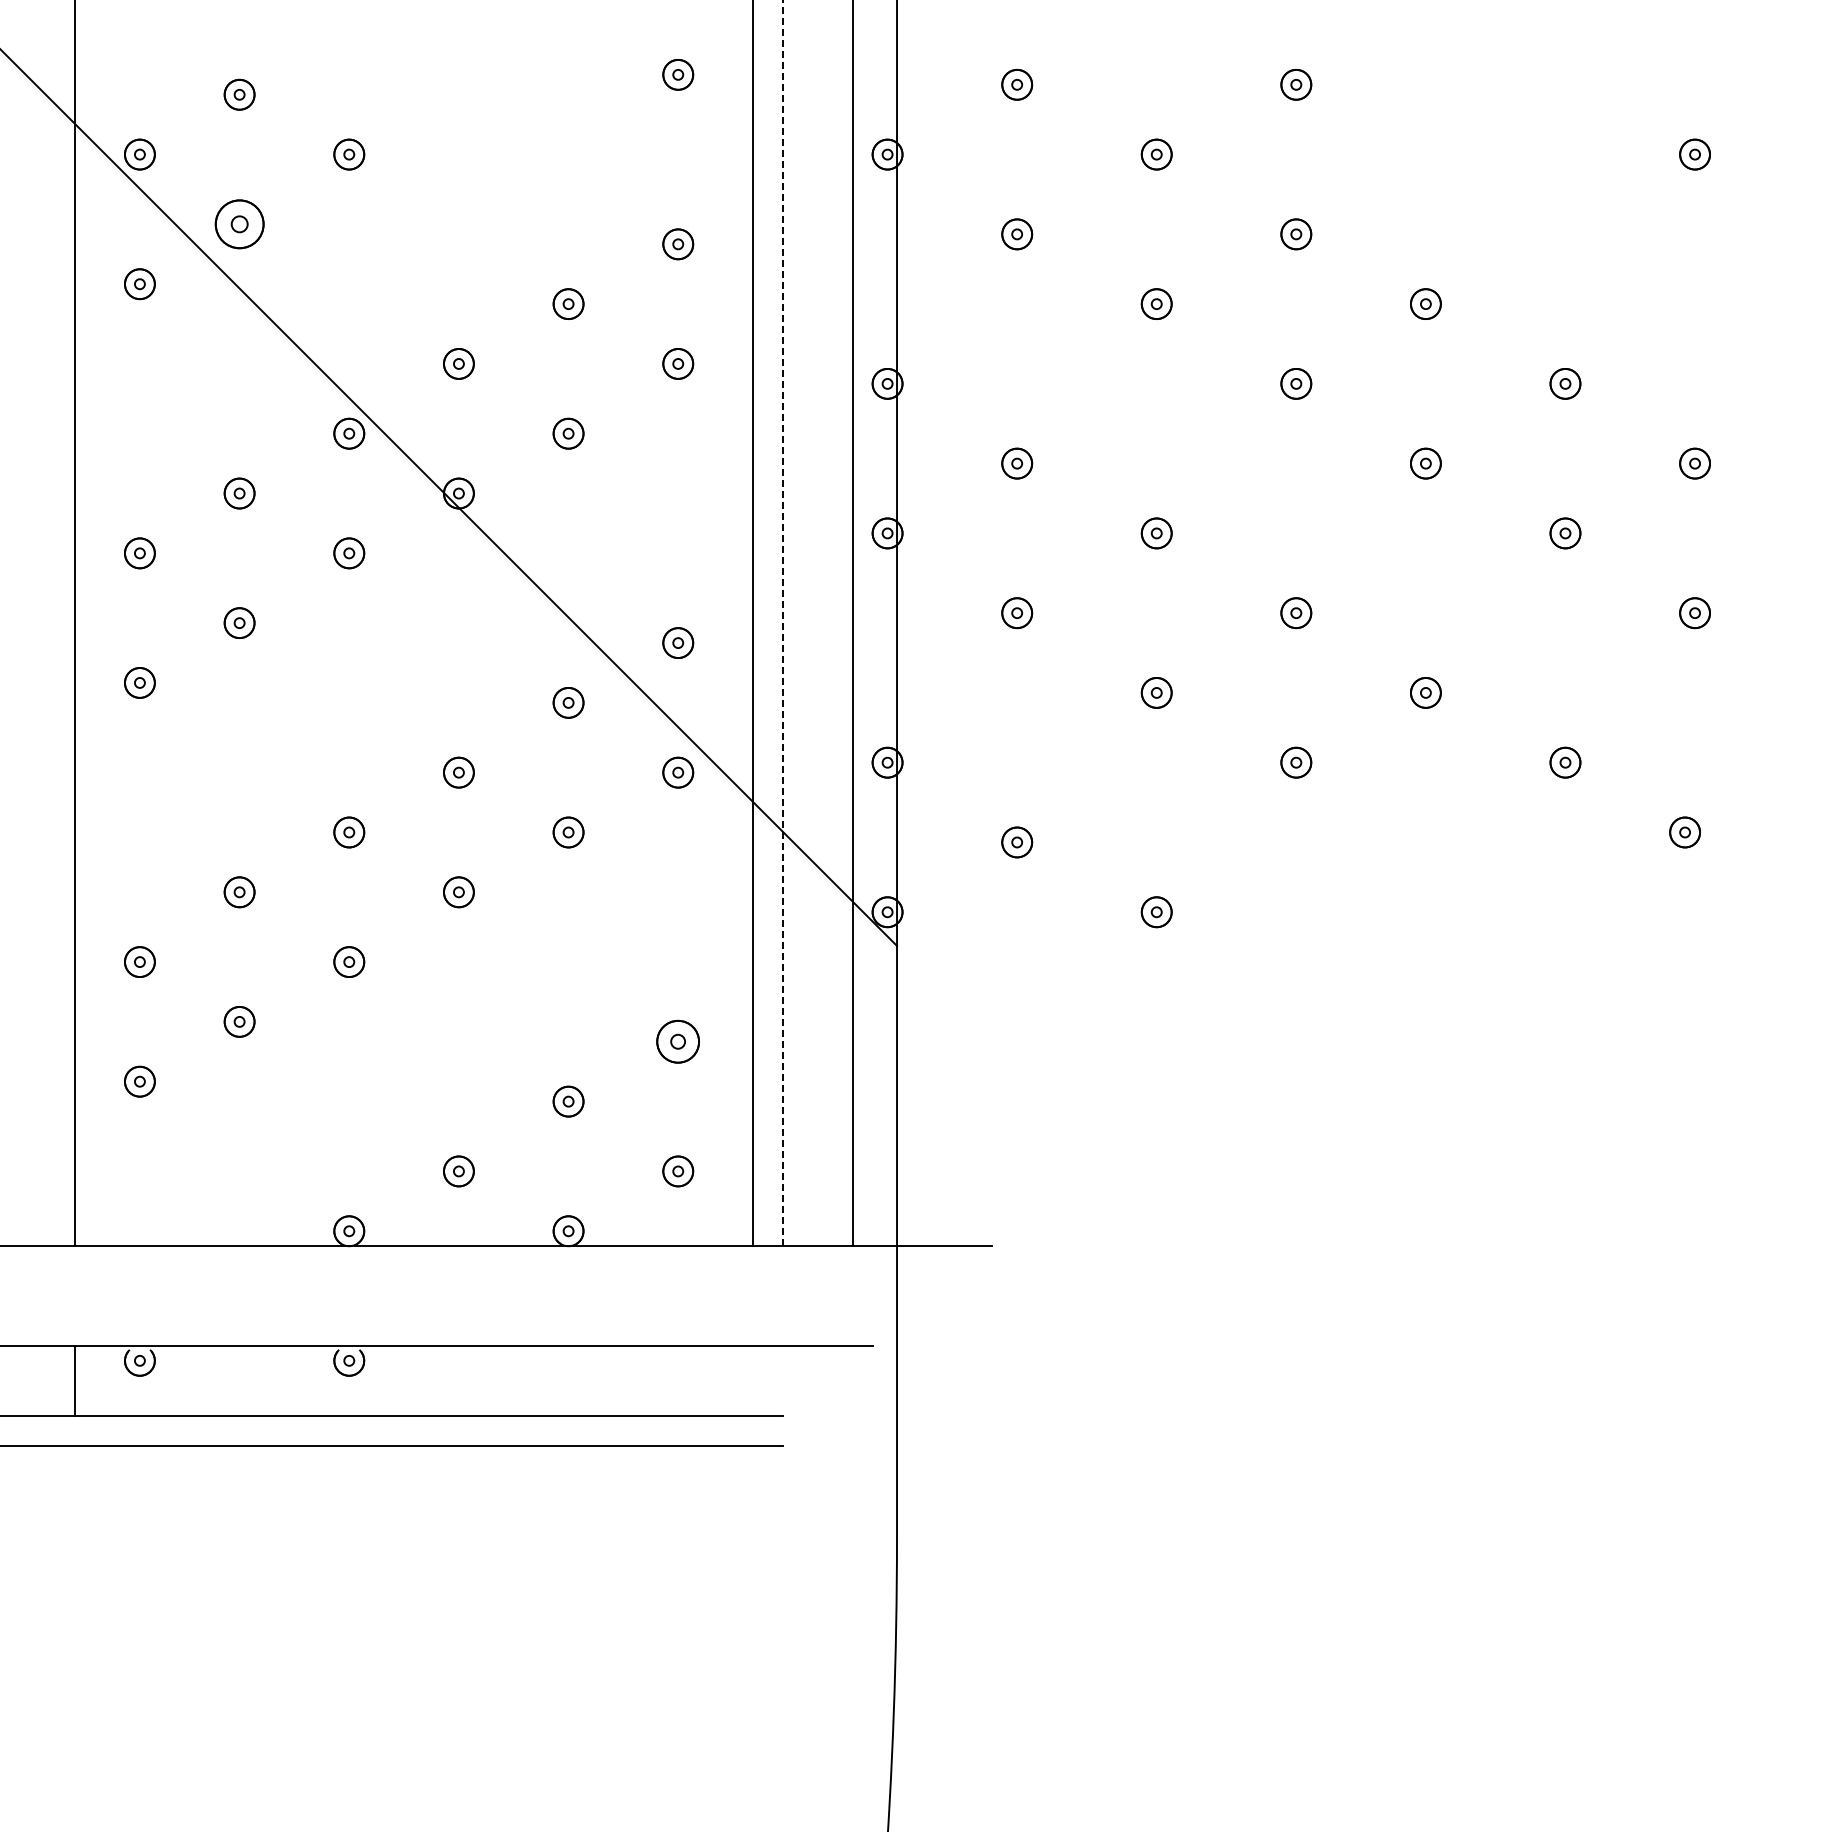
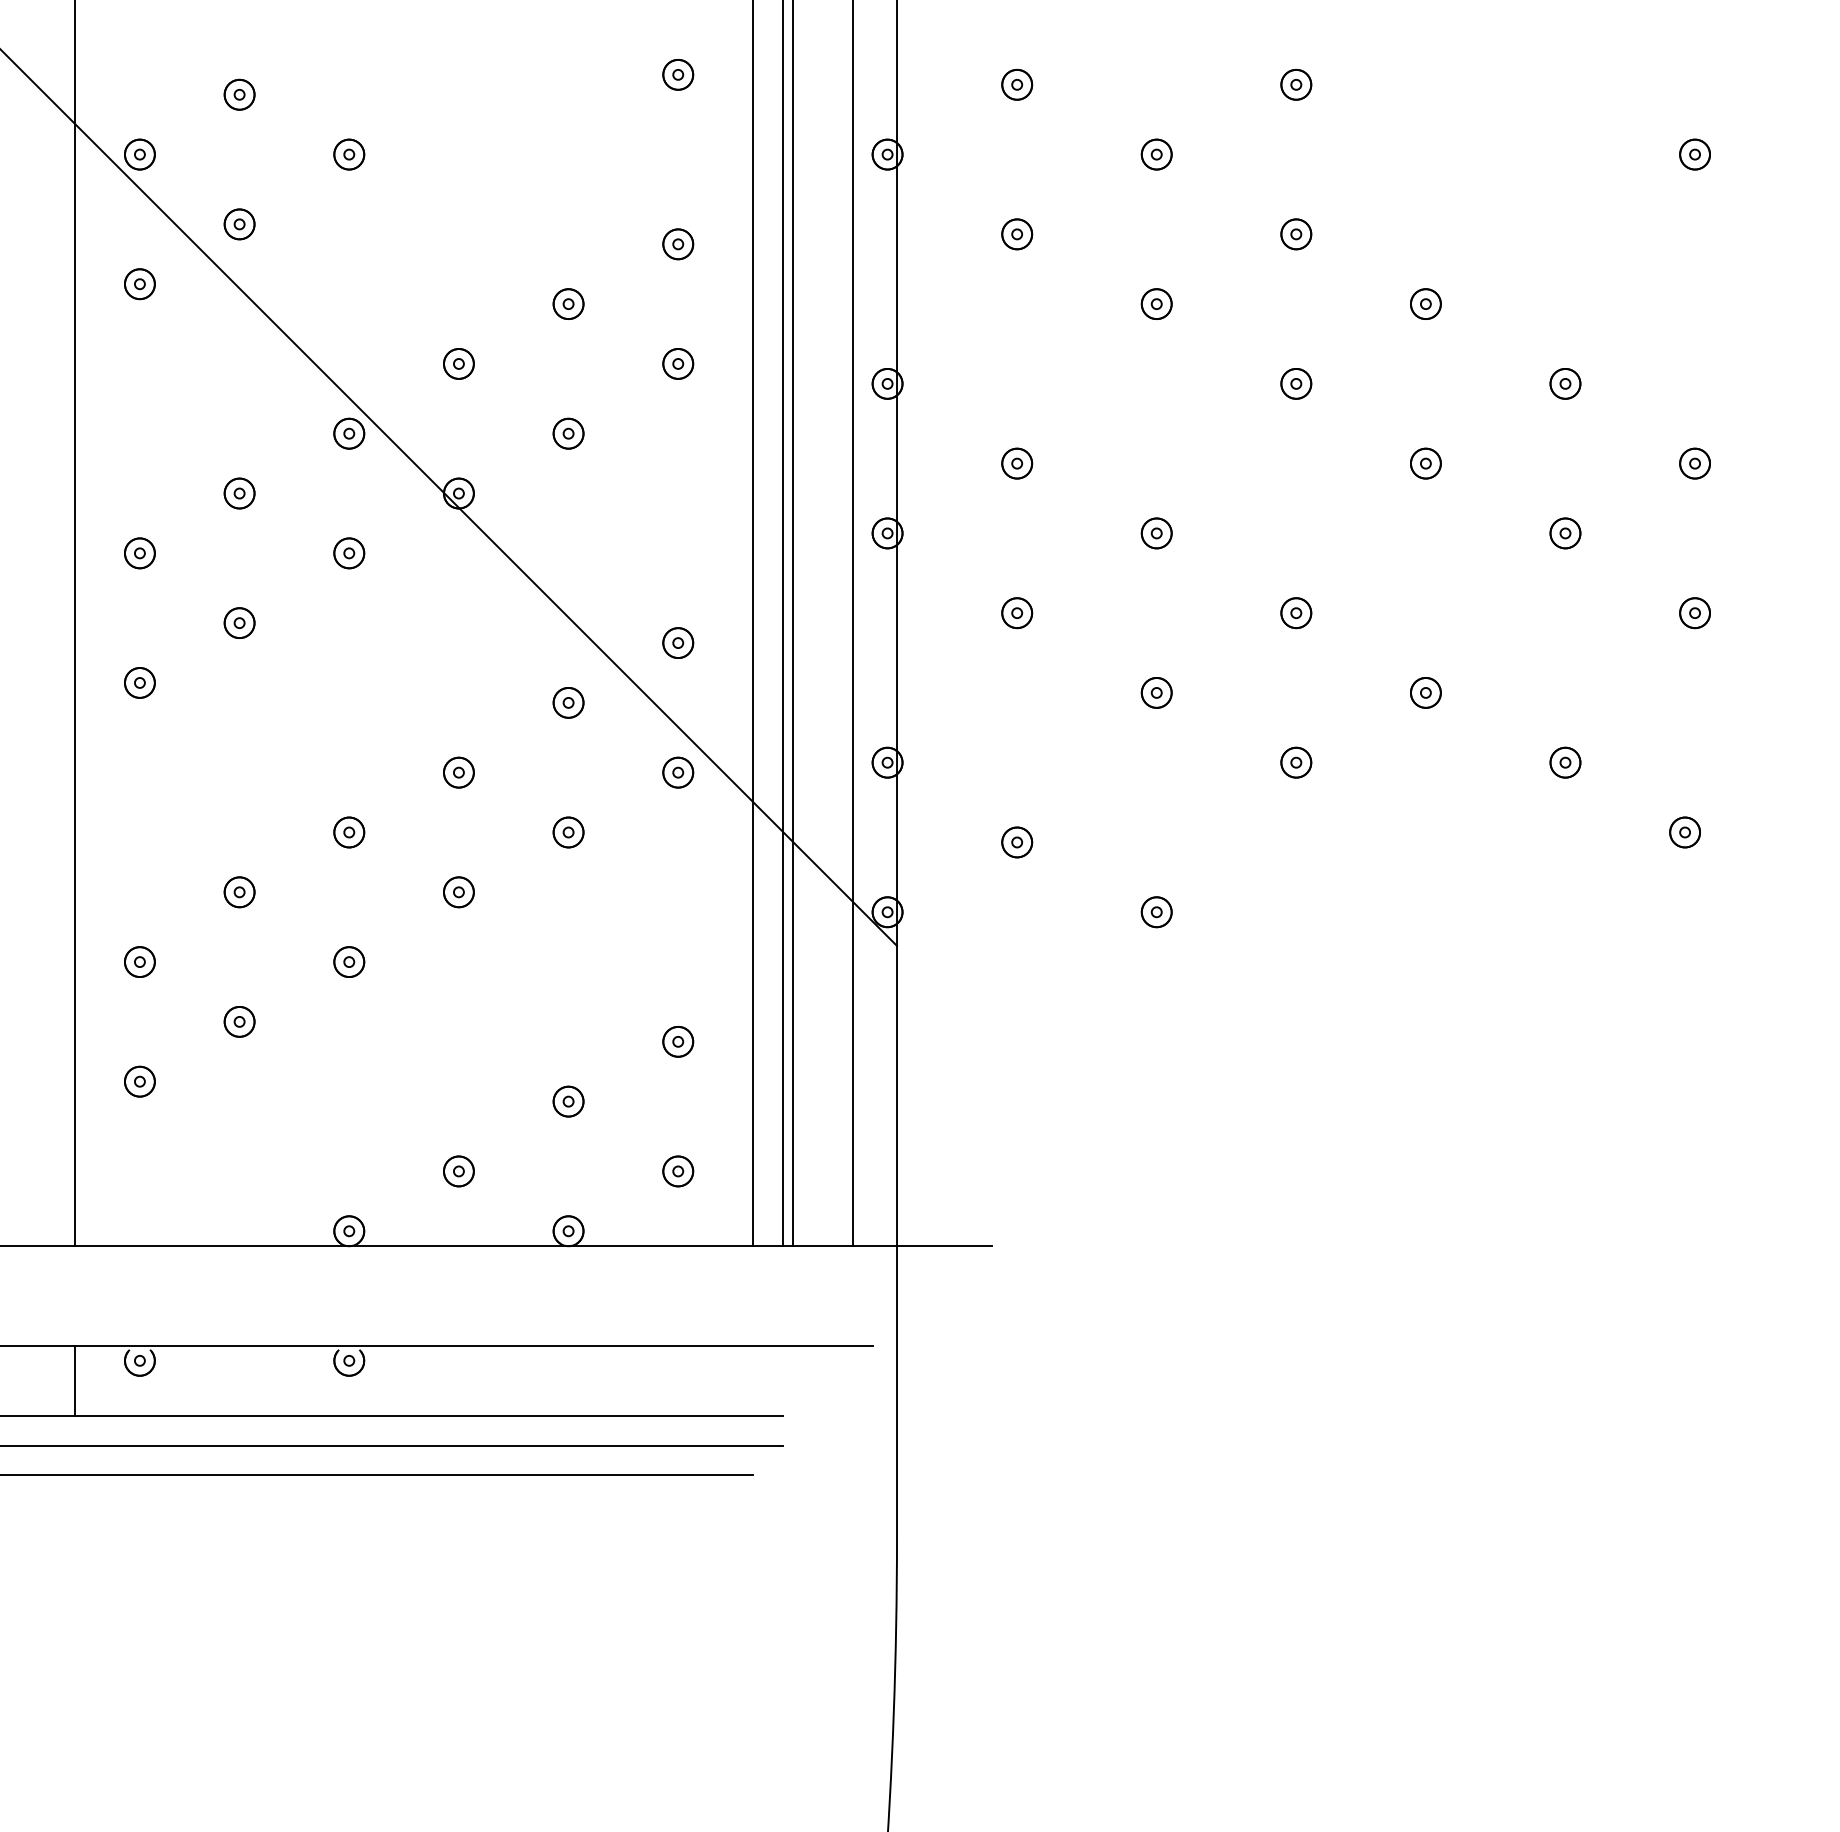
part size: 51x51 px -> 33x33 px (239, 224)
line: dashed -> solid (782, 623)
line: none -> present (792, 624)
part size: 44x45 px -> 33x32 px (678, 1041)
line: none -> present (377, 1475)
